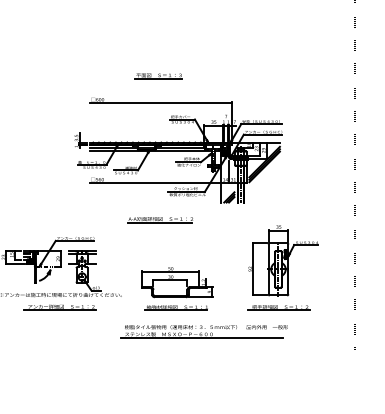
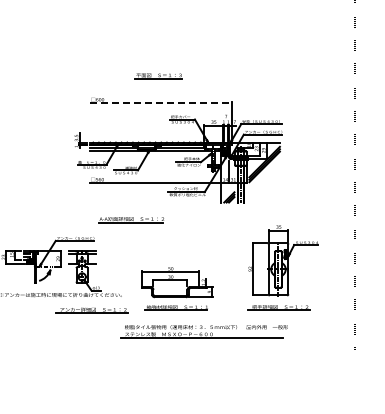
line: solid -> dashed (161, 102)
part position: (159, 220) -> (130, 220) (130, 220)
part position: (59, 307) -> (91, 310) (91, 310)
